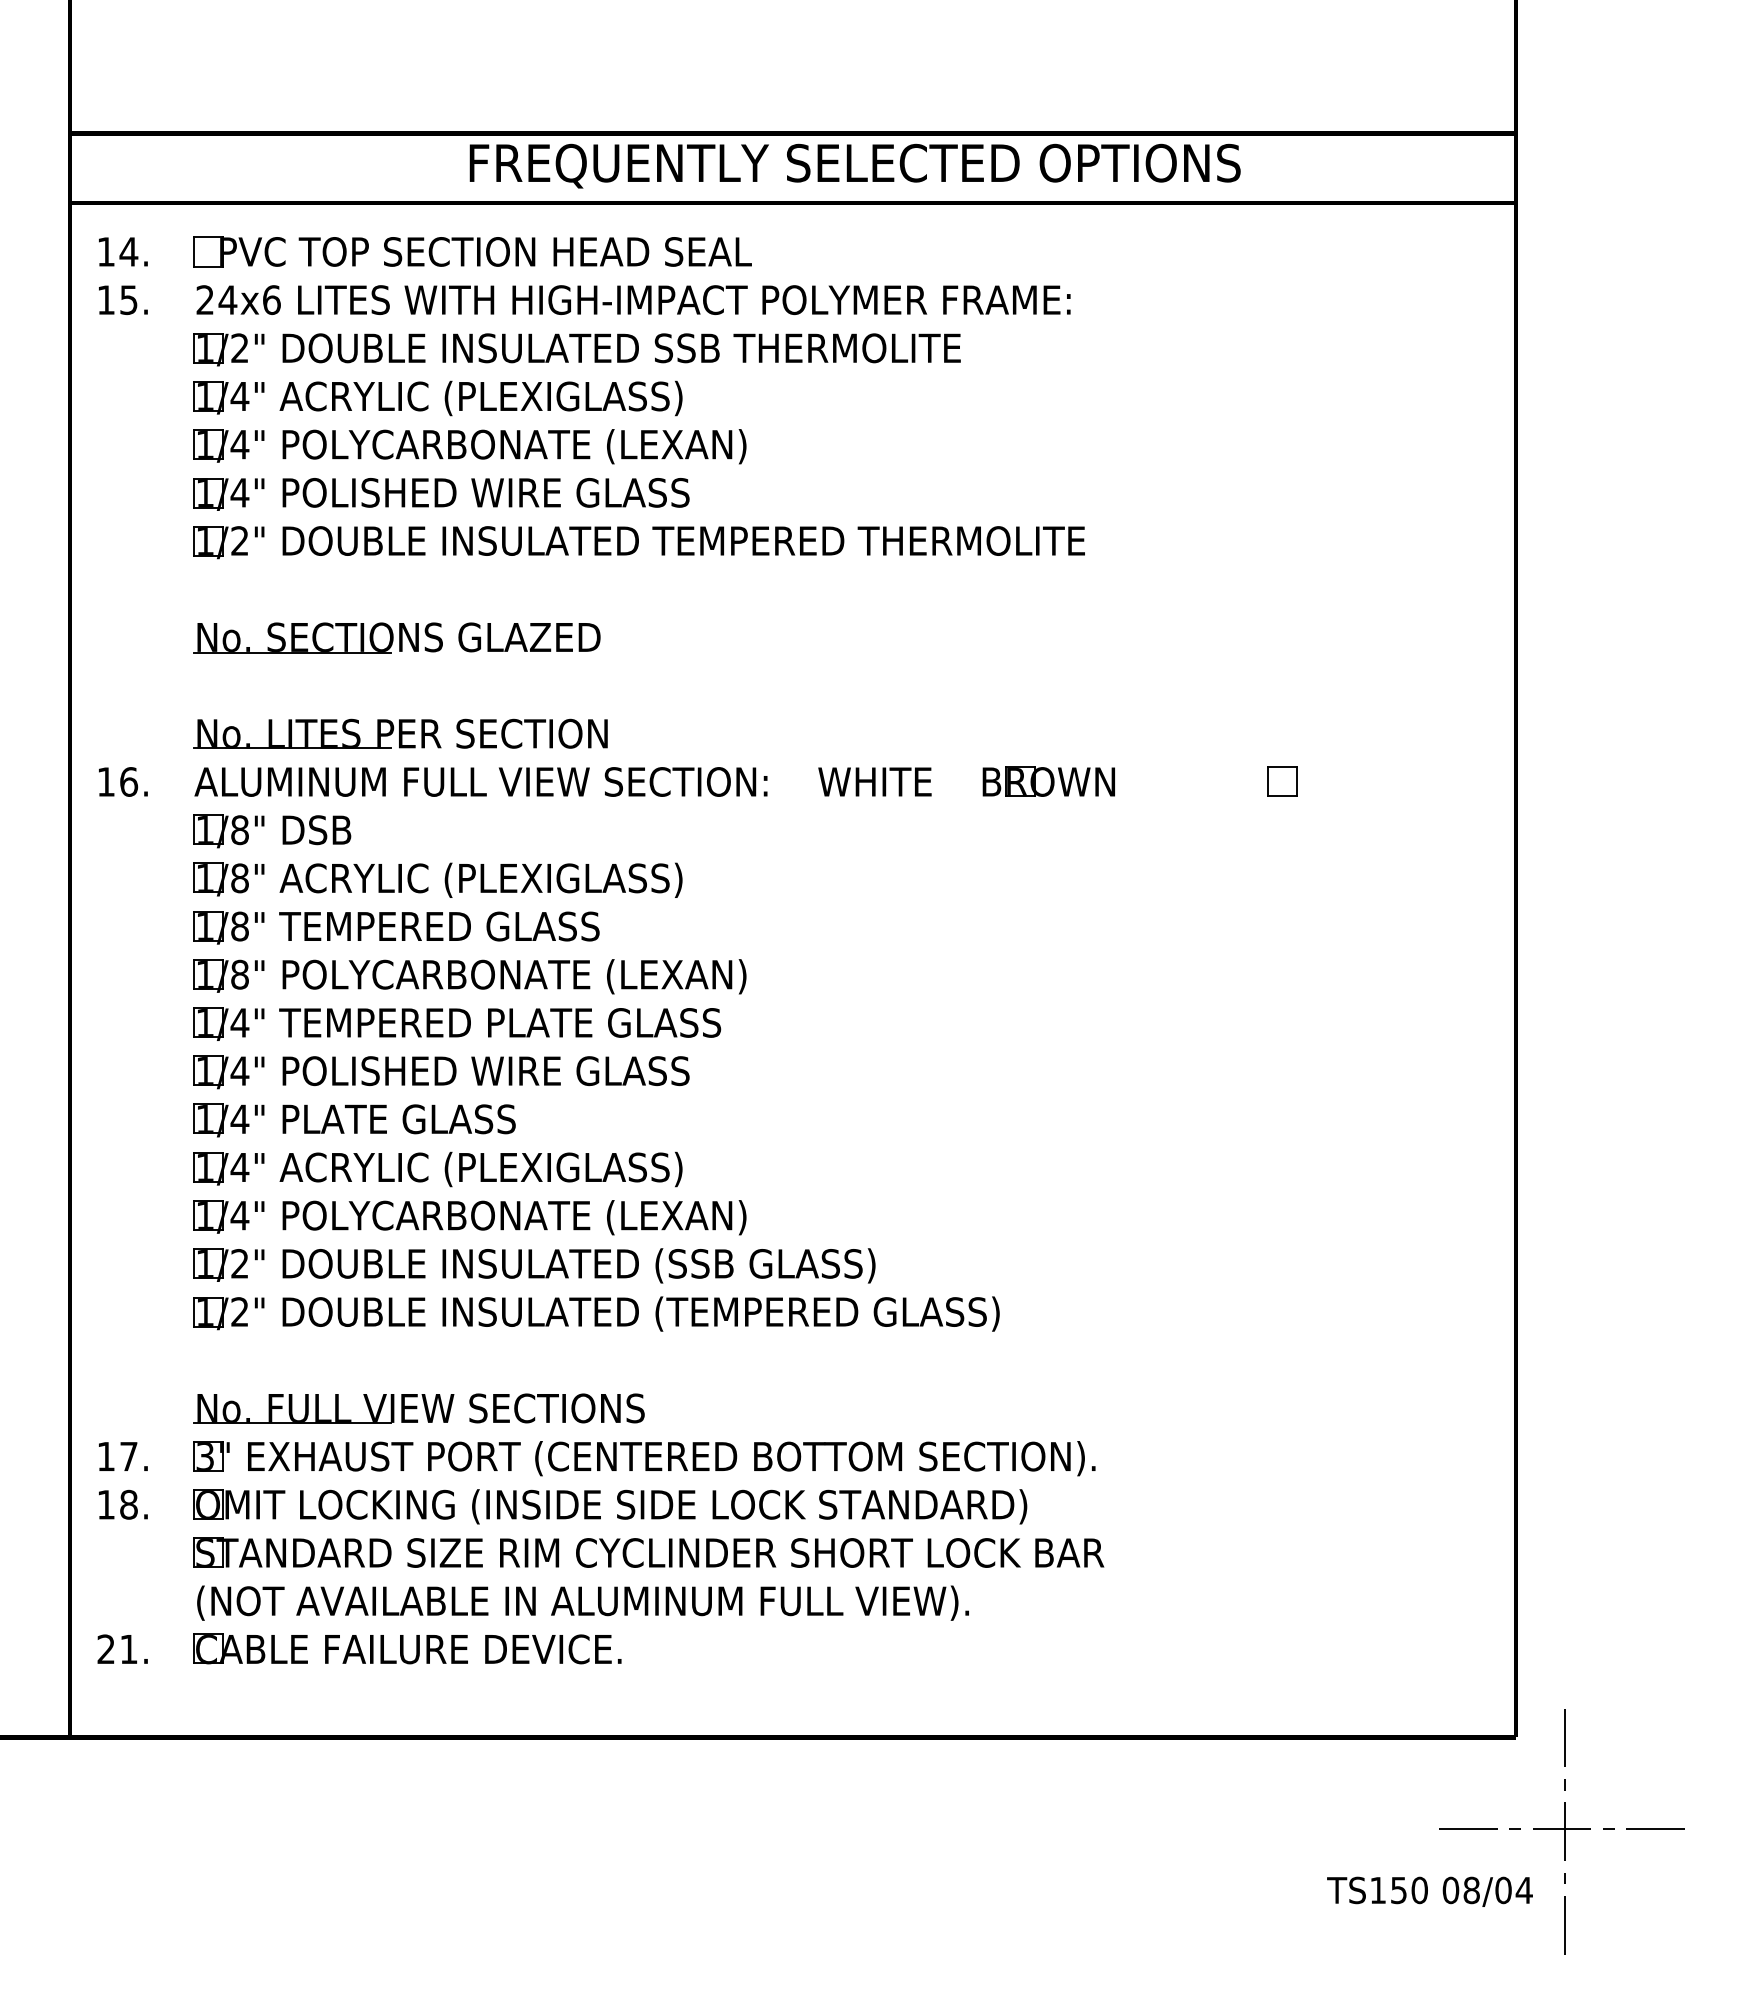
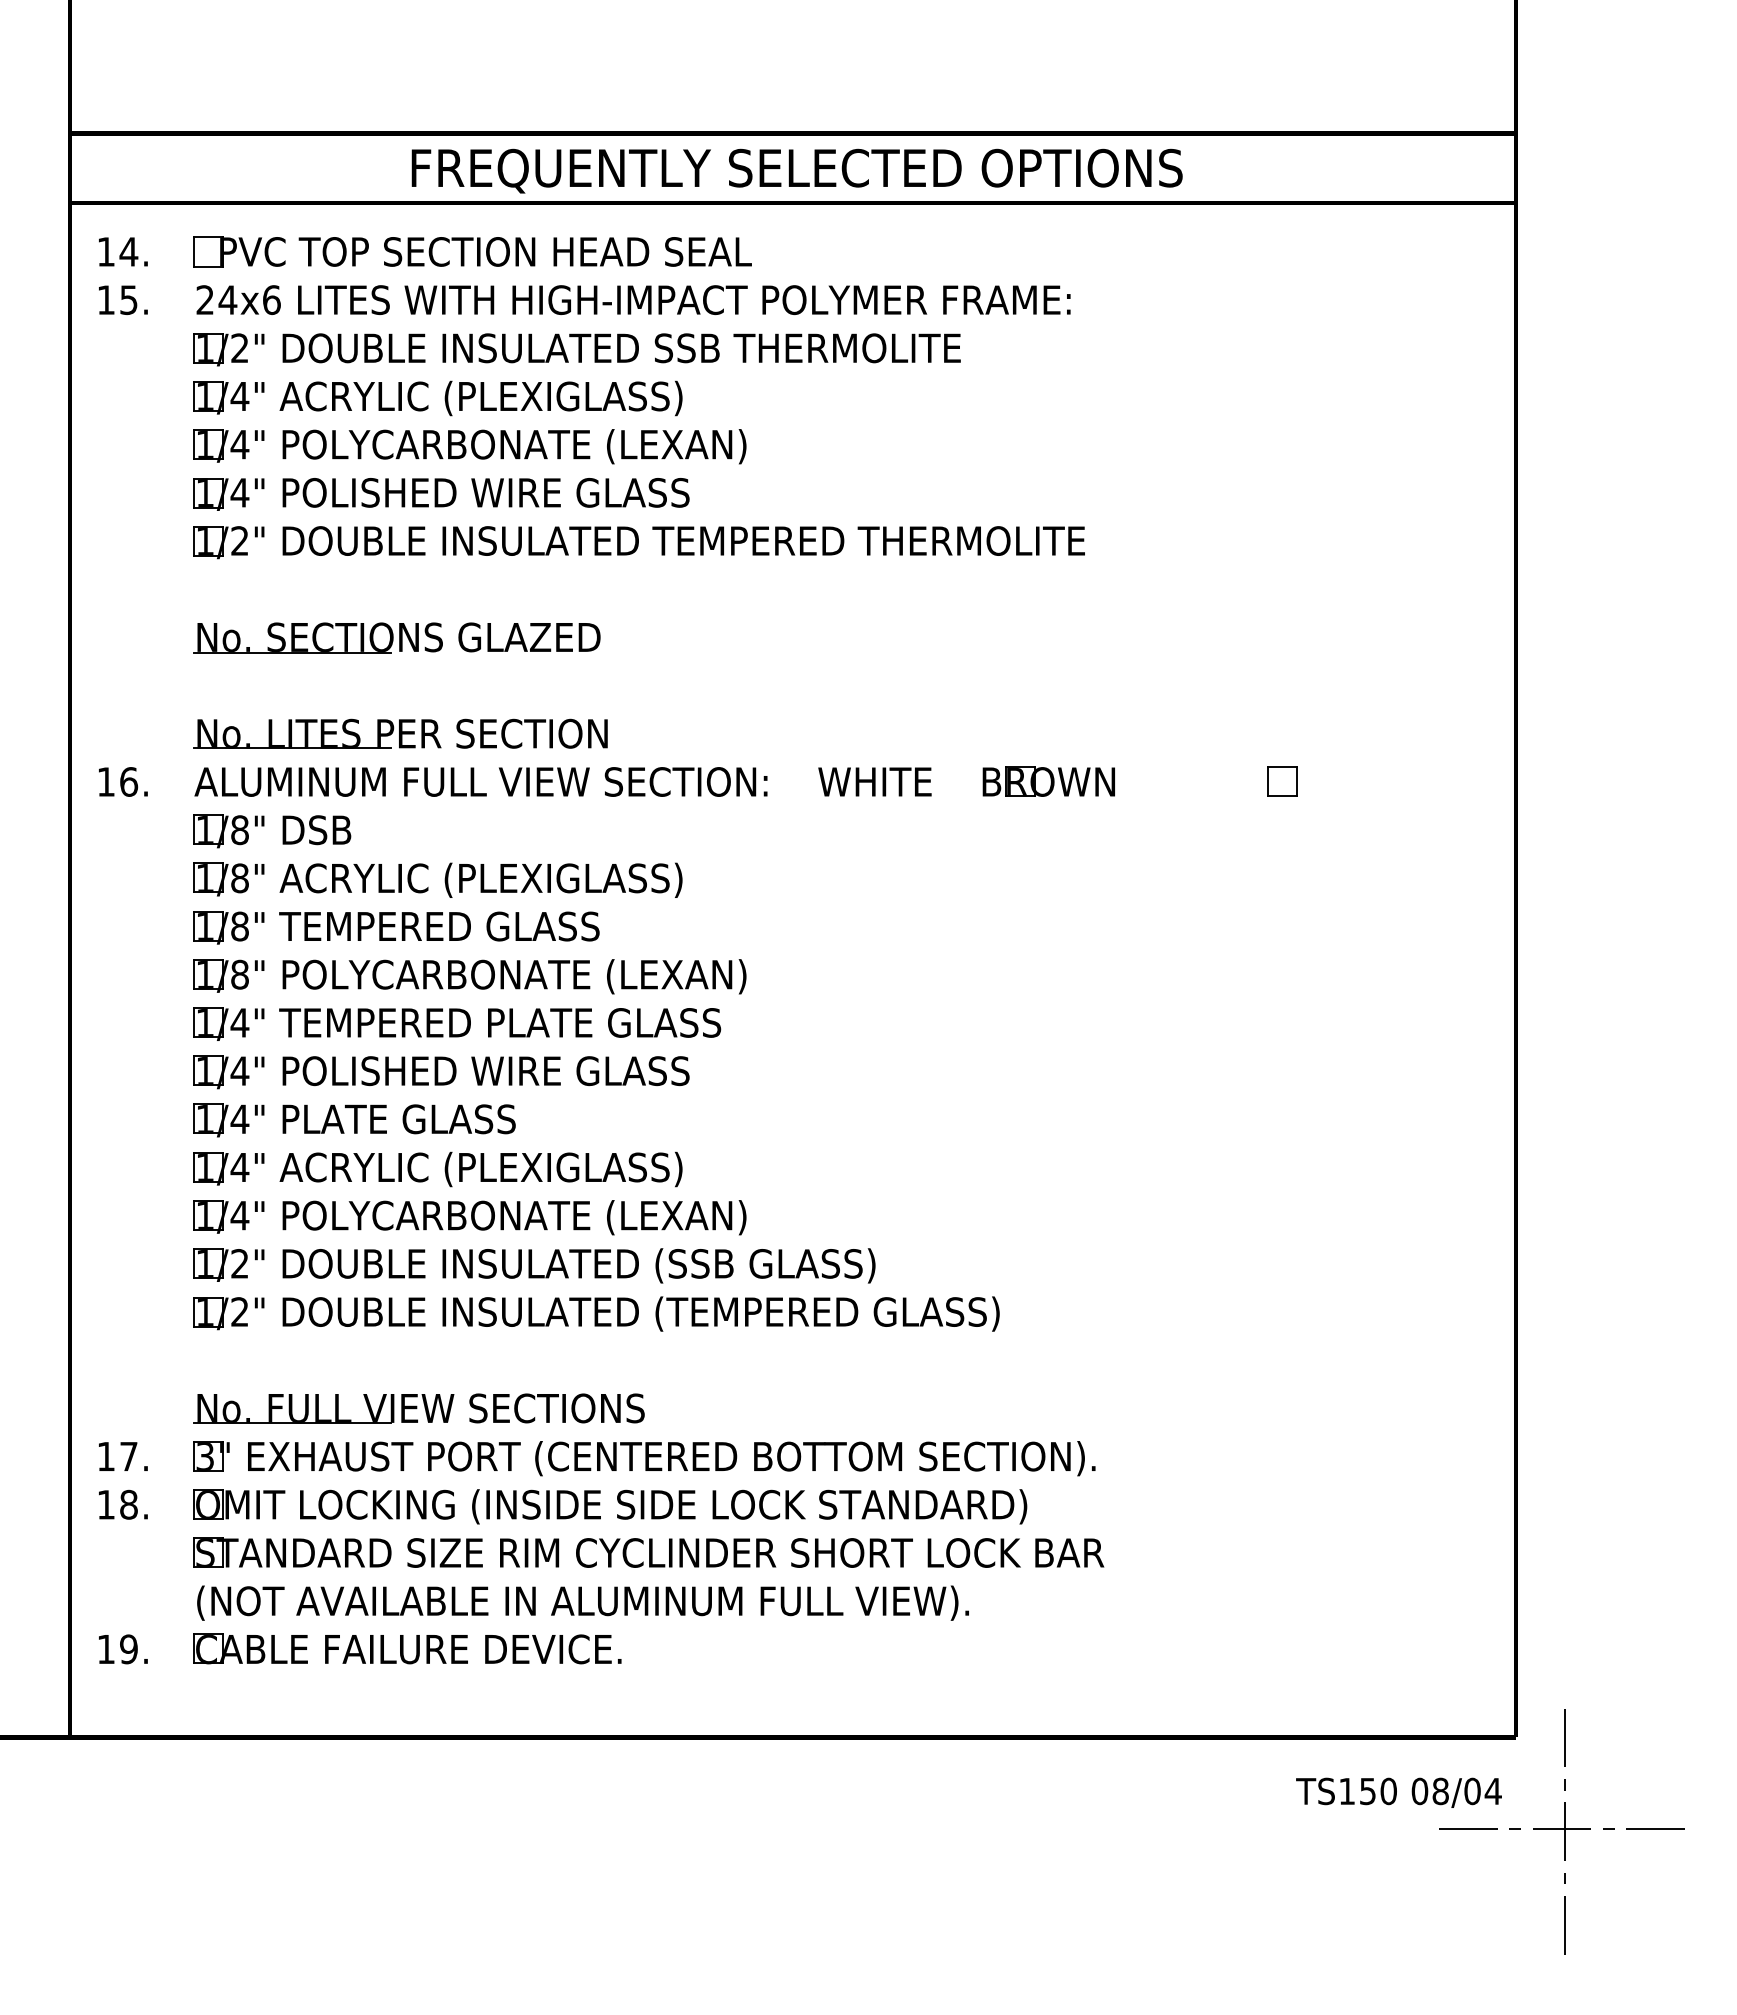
text position: (854, 165) -> (796, 170) (796, 170)
text: 21. -> 19. (117, 1649)
text position: (1429, 1891) -> (1398, 1792) (1398, 1792)
